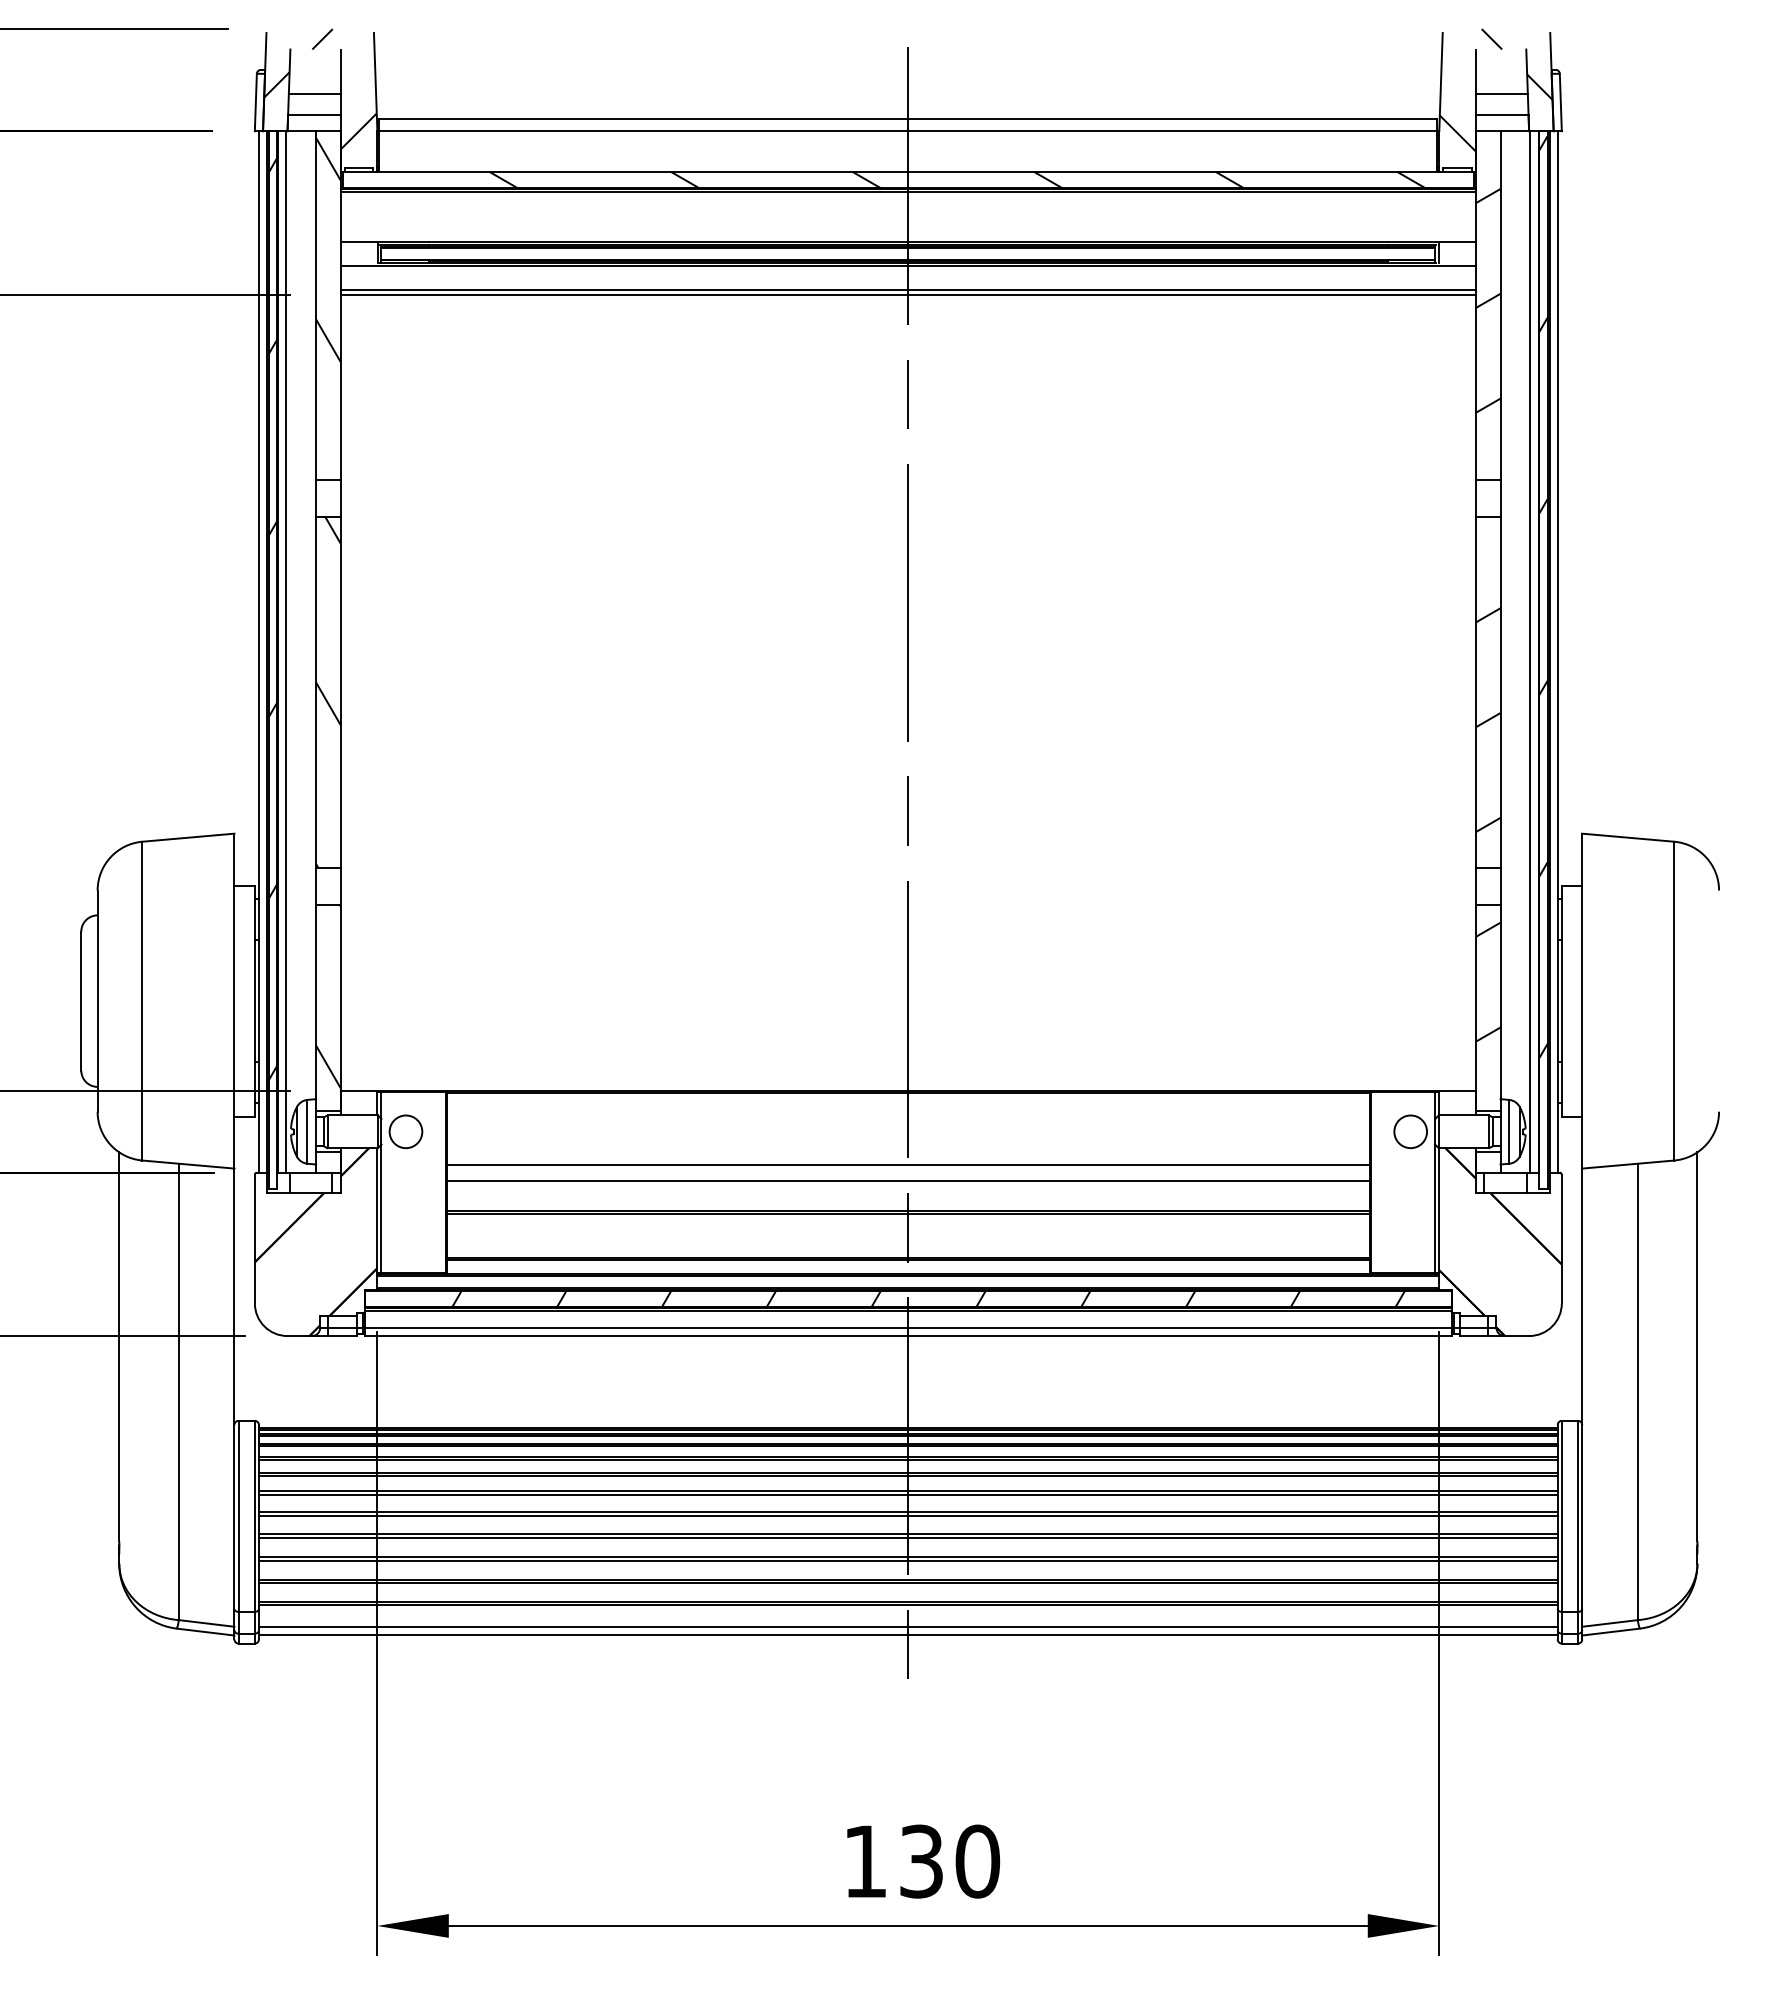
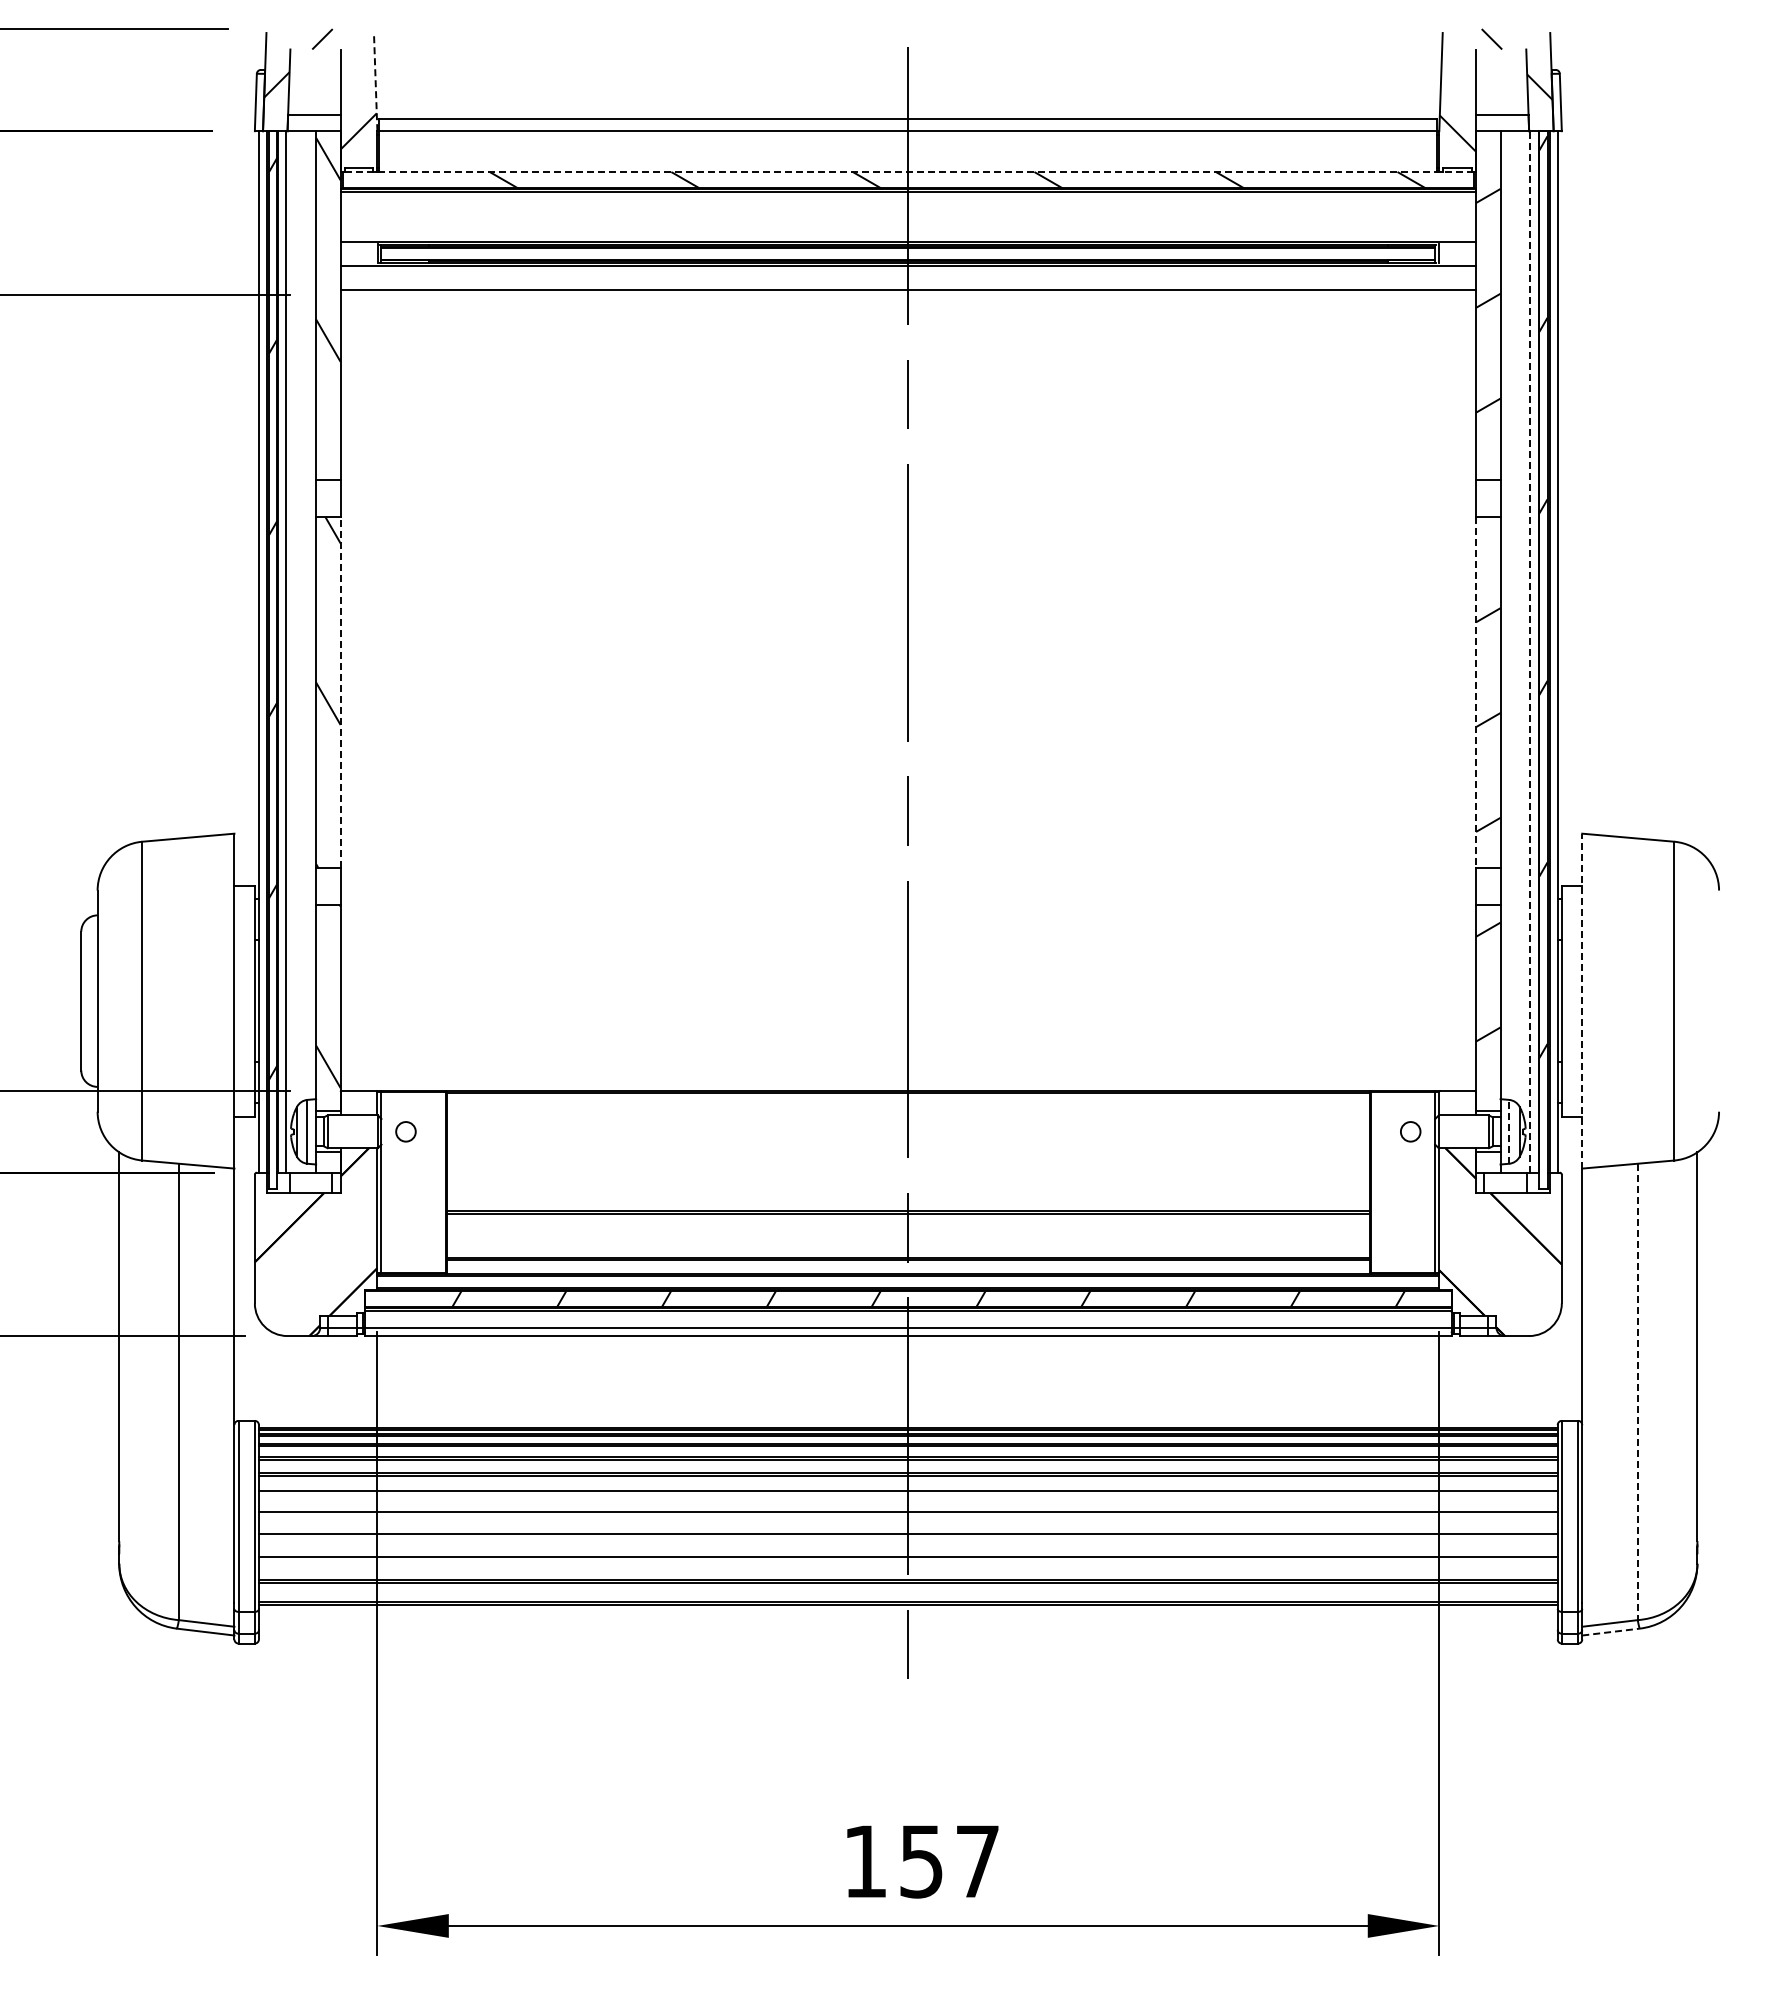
line: solid -> dashed (375, 81)
line: present -> none (314, 94)
line: present -> none (1501, 94)
line: solid -> dashed (908, 172)
line: present -> none (908, 294)
line: solid -> dashed (1530, 651)
line: solid -> dashed (340, 692)
line: solid -> dashed (1476, 692)
line: solid -> dashed (1582, 1000)
circle diameter: 33 px -> 20 px (405, 1131)
circle diameter: 33 px -> 20 px (1410, 1131)
line: solid -> dashed (1509, 1131)
line: present -> none (907, 1164)
line: present -> none (907, 1180)
line: solid -> dashed (1637, 1392)
line: present -> none (907, 1494)
line: present -> none (907, 1515)
line: present -> none (907, 1537)
line: present -> none (907, 1560)
line: present -> none (907, 1626)
line: solid -> dashed (1611, 1632)
line: present -> none (907, 1635)
text: 130 -> 157 (950, 1861)
